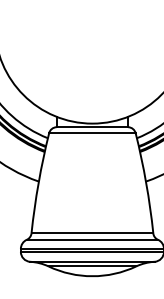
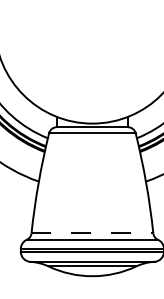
line: solid -> dashed (92, 233)
